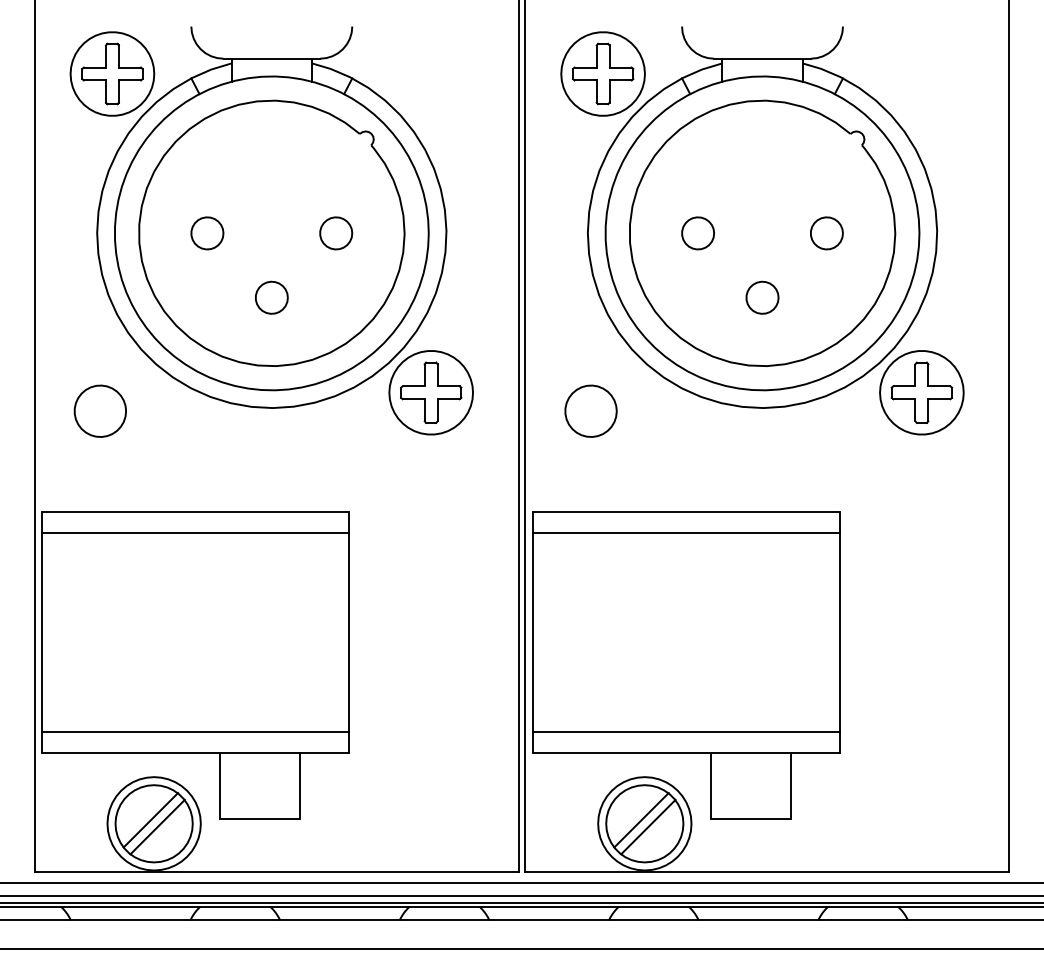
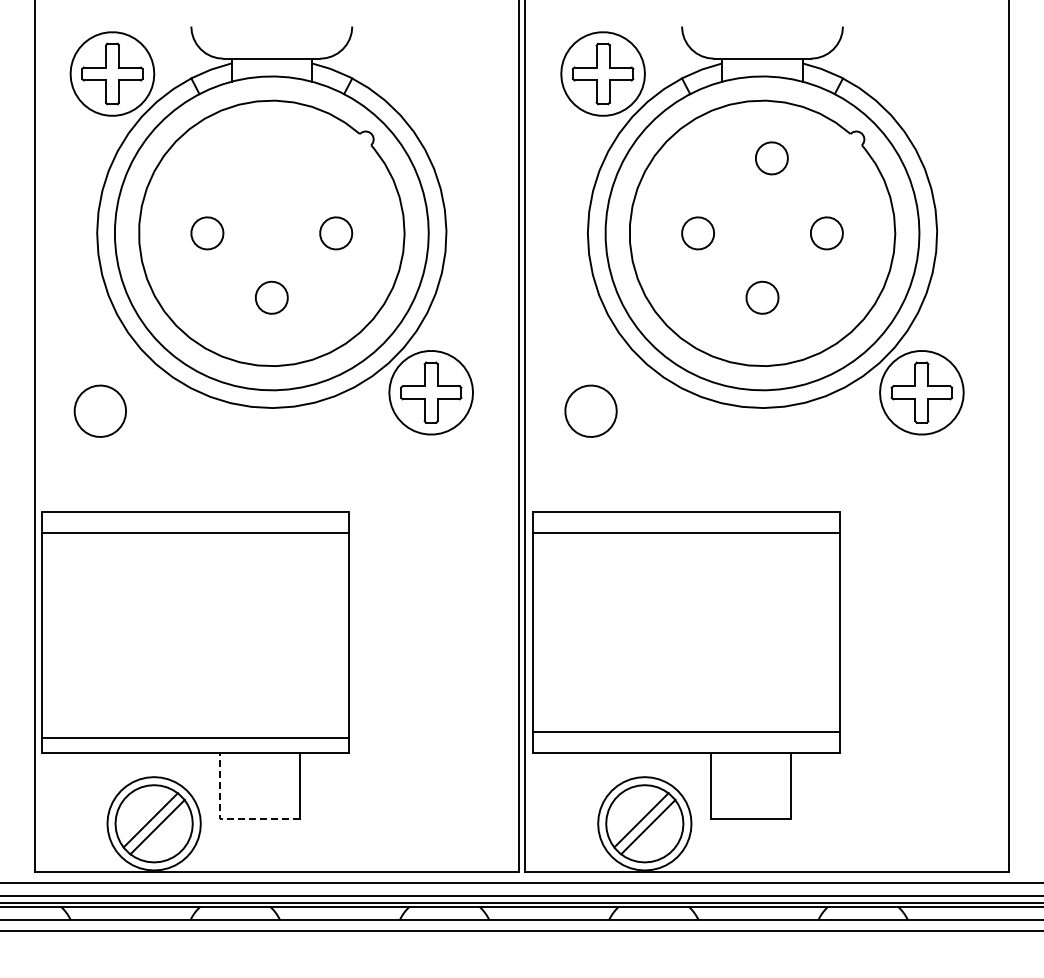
part: none -> present (771, 158)
line position: (195, 732) -> (195, 738) (195, 738)
line: solid -> dashed (226, 818)
line position: (521, 948) -> (521, 930) (521, 930)
